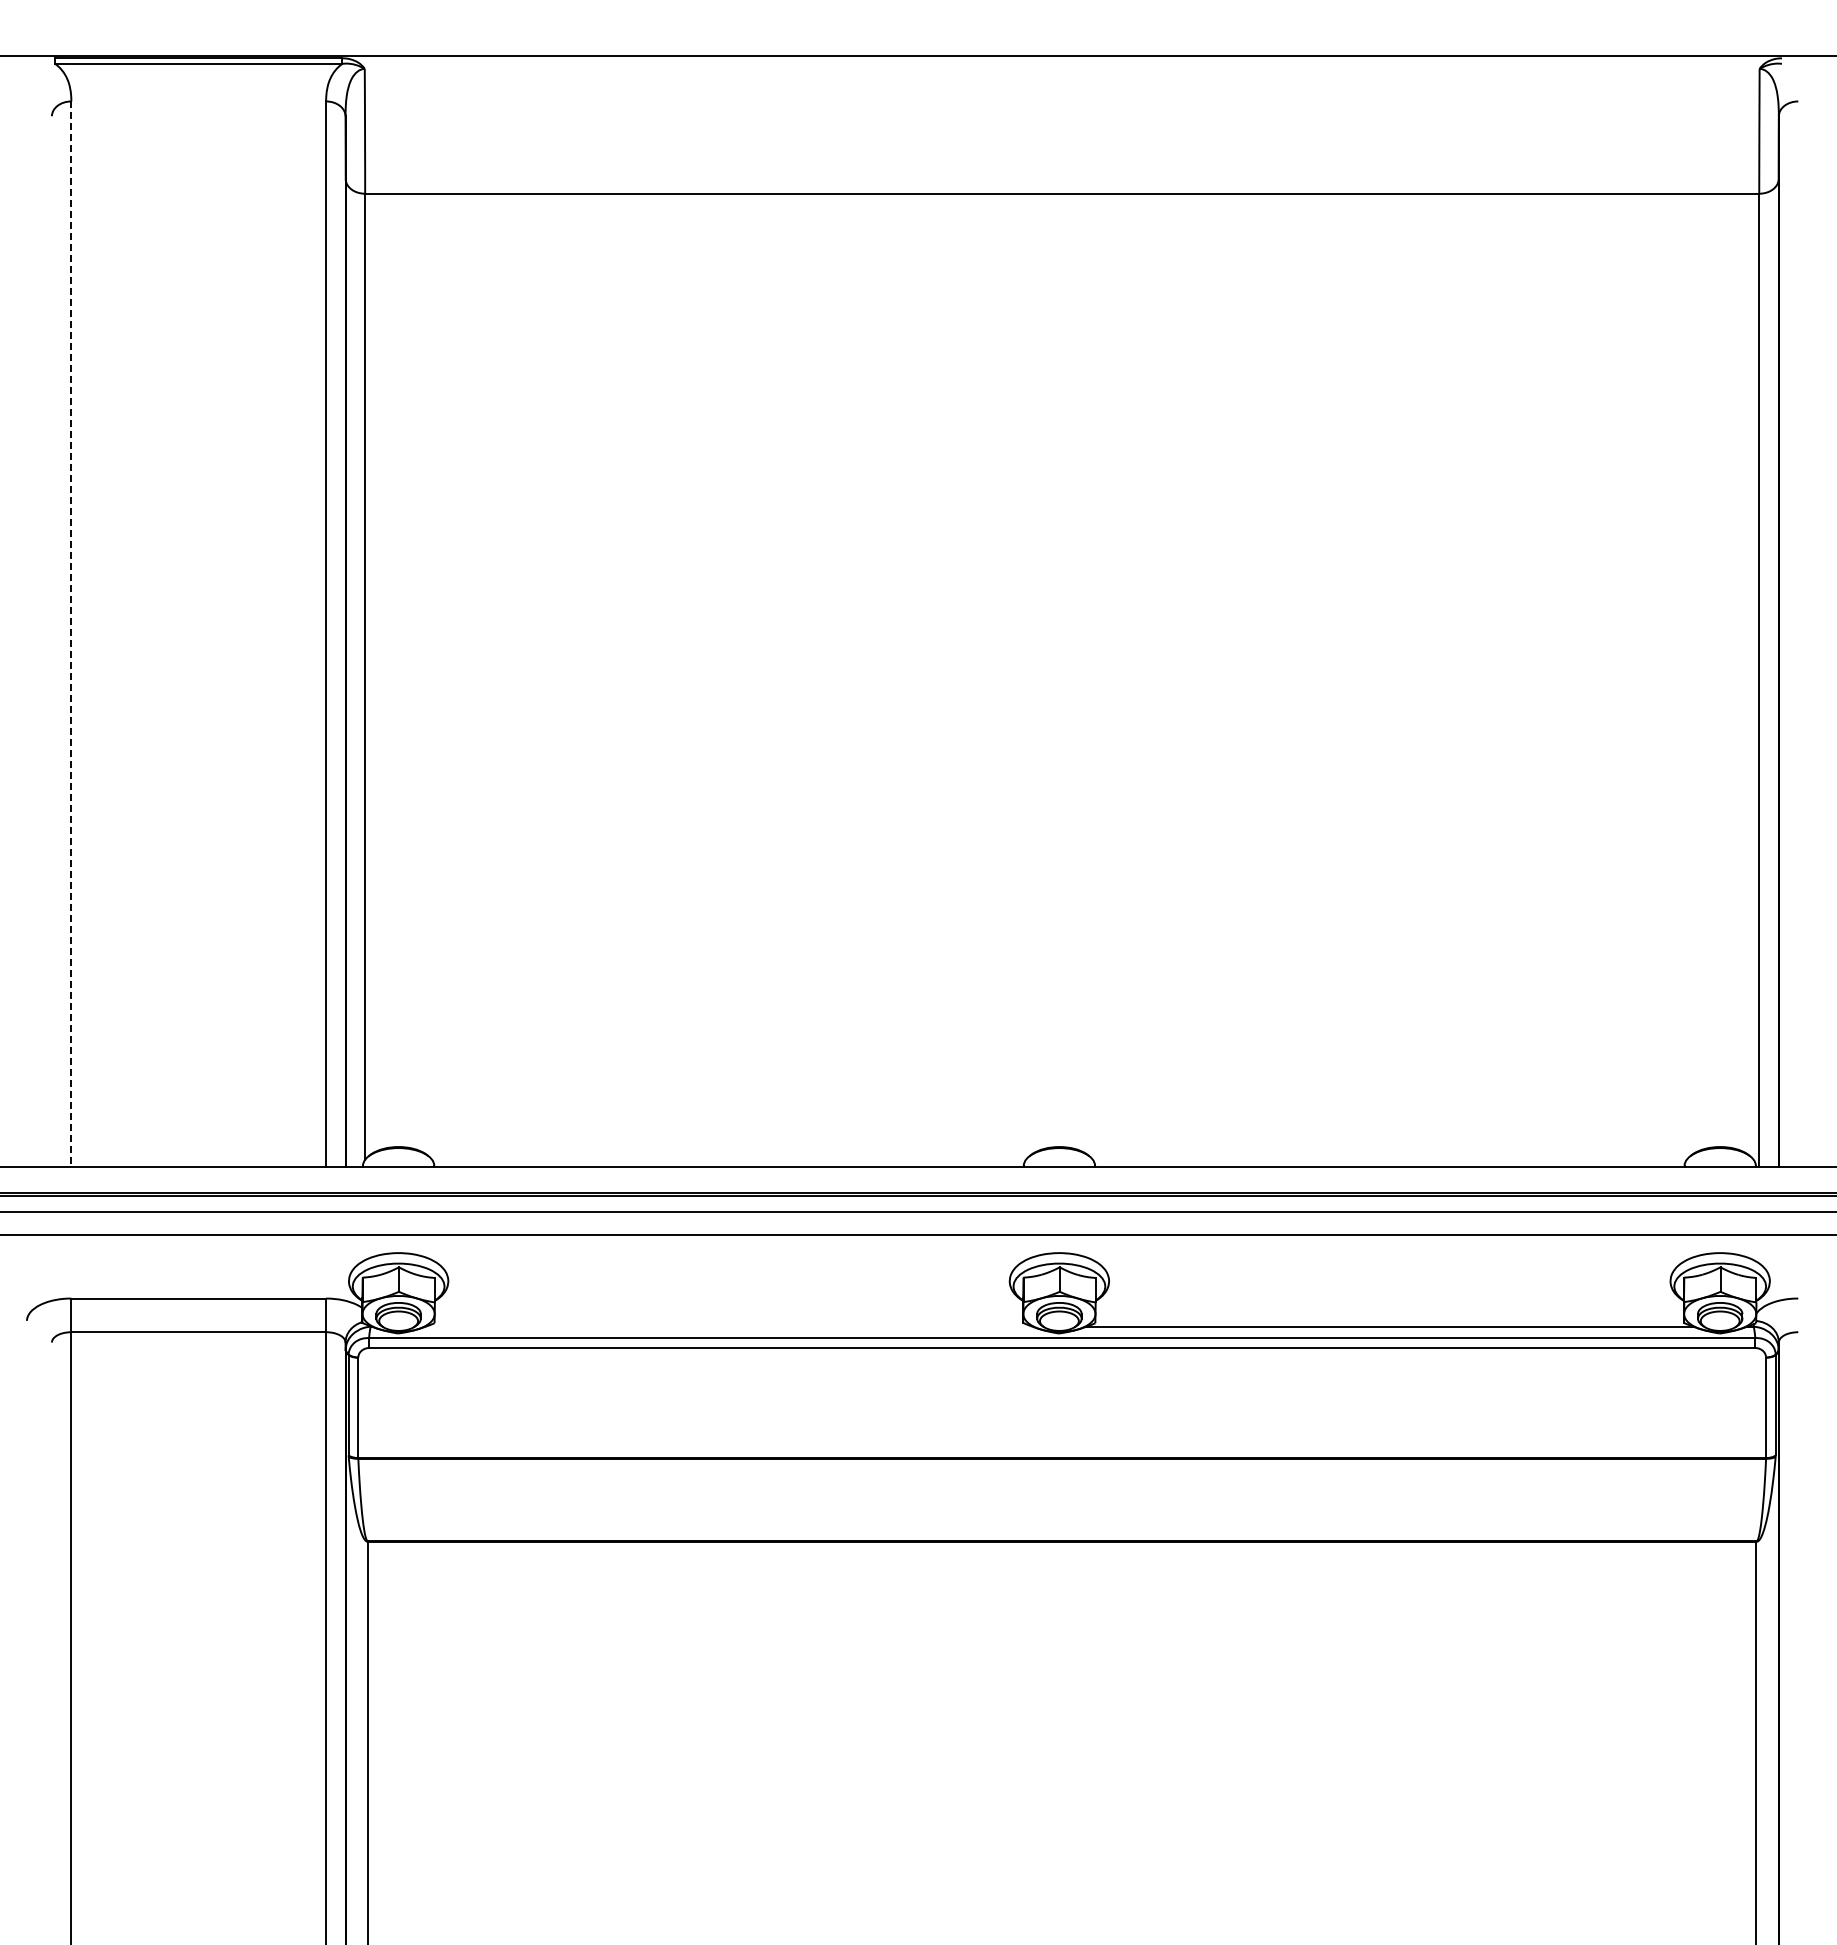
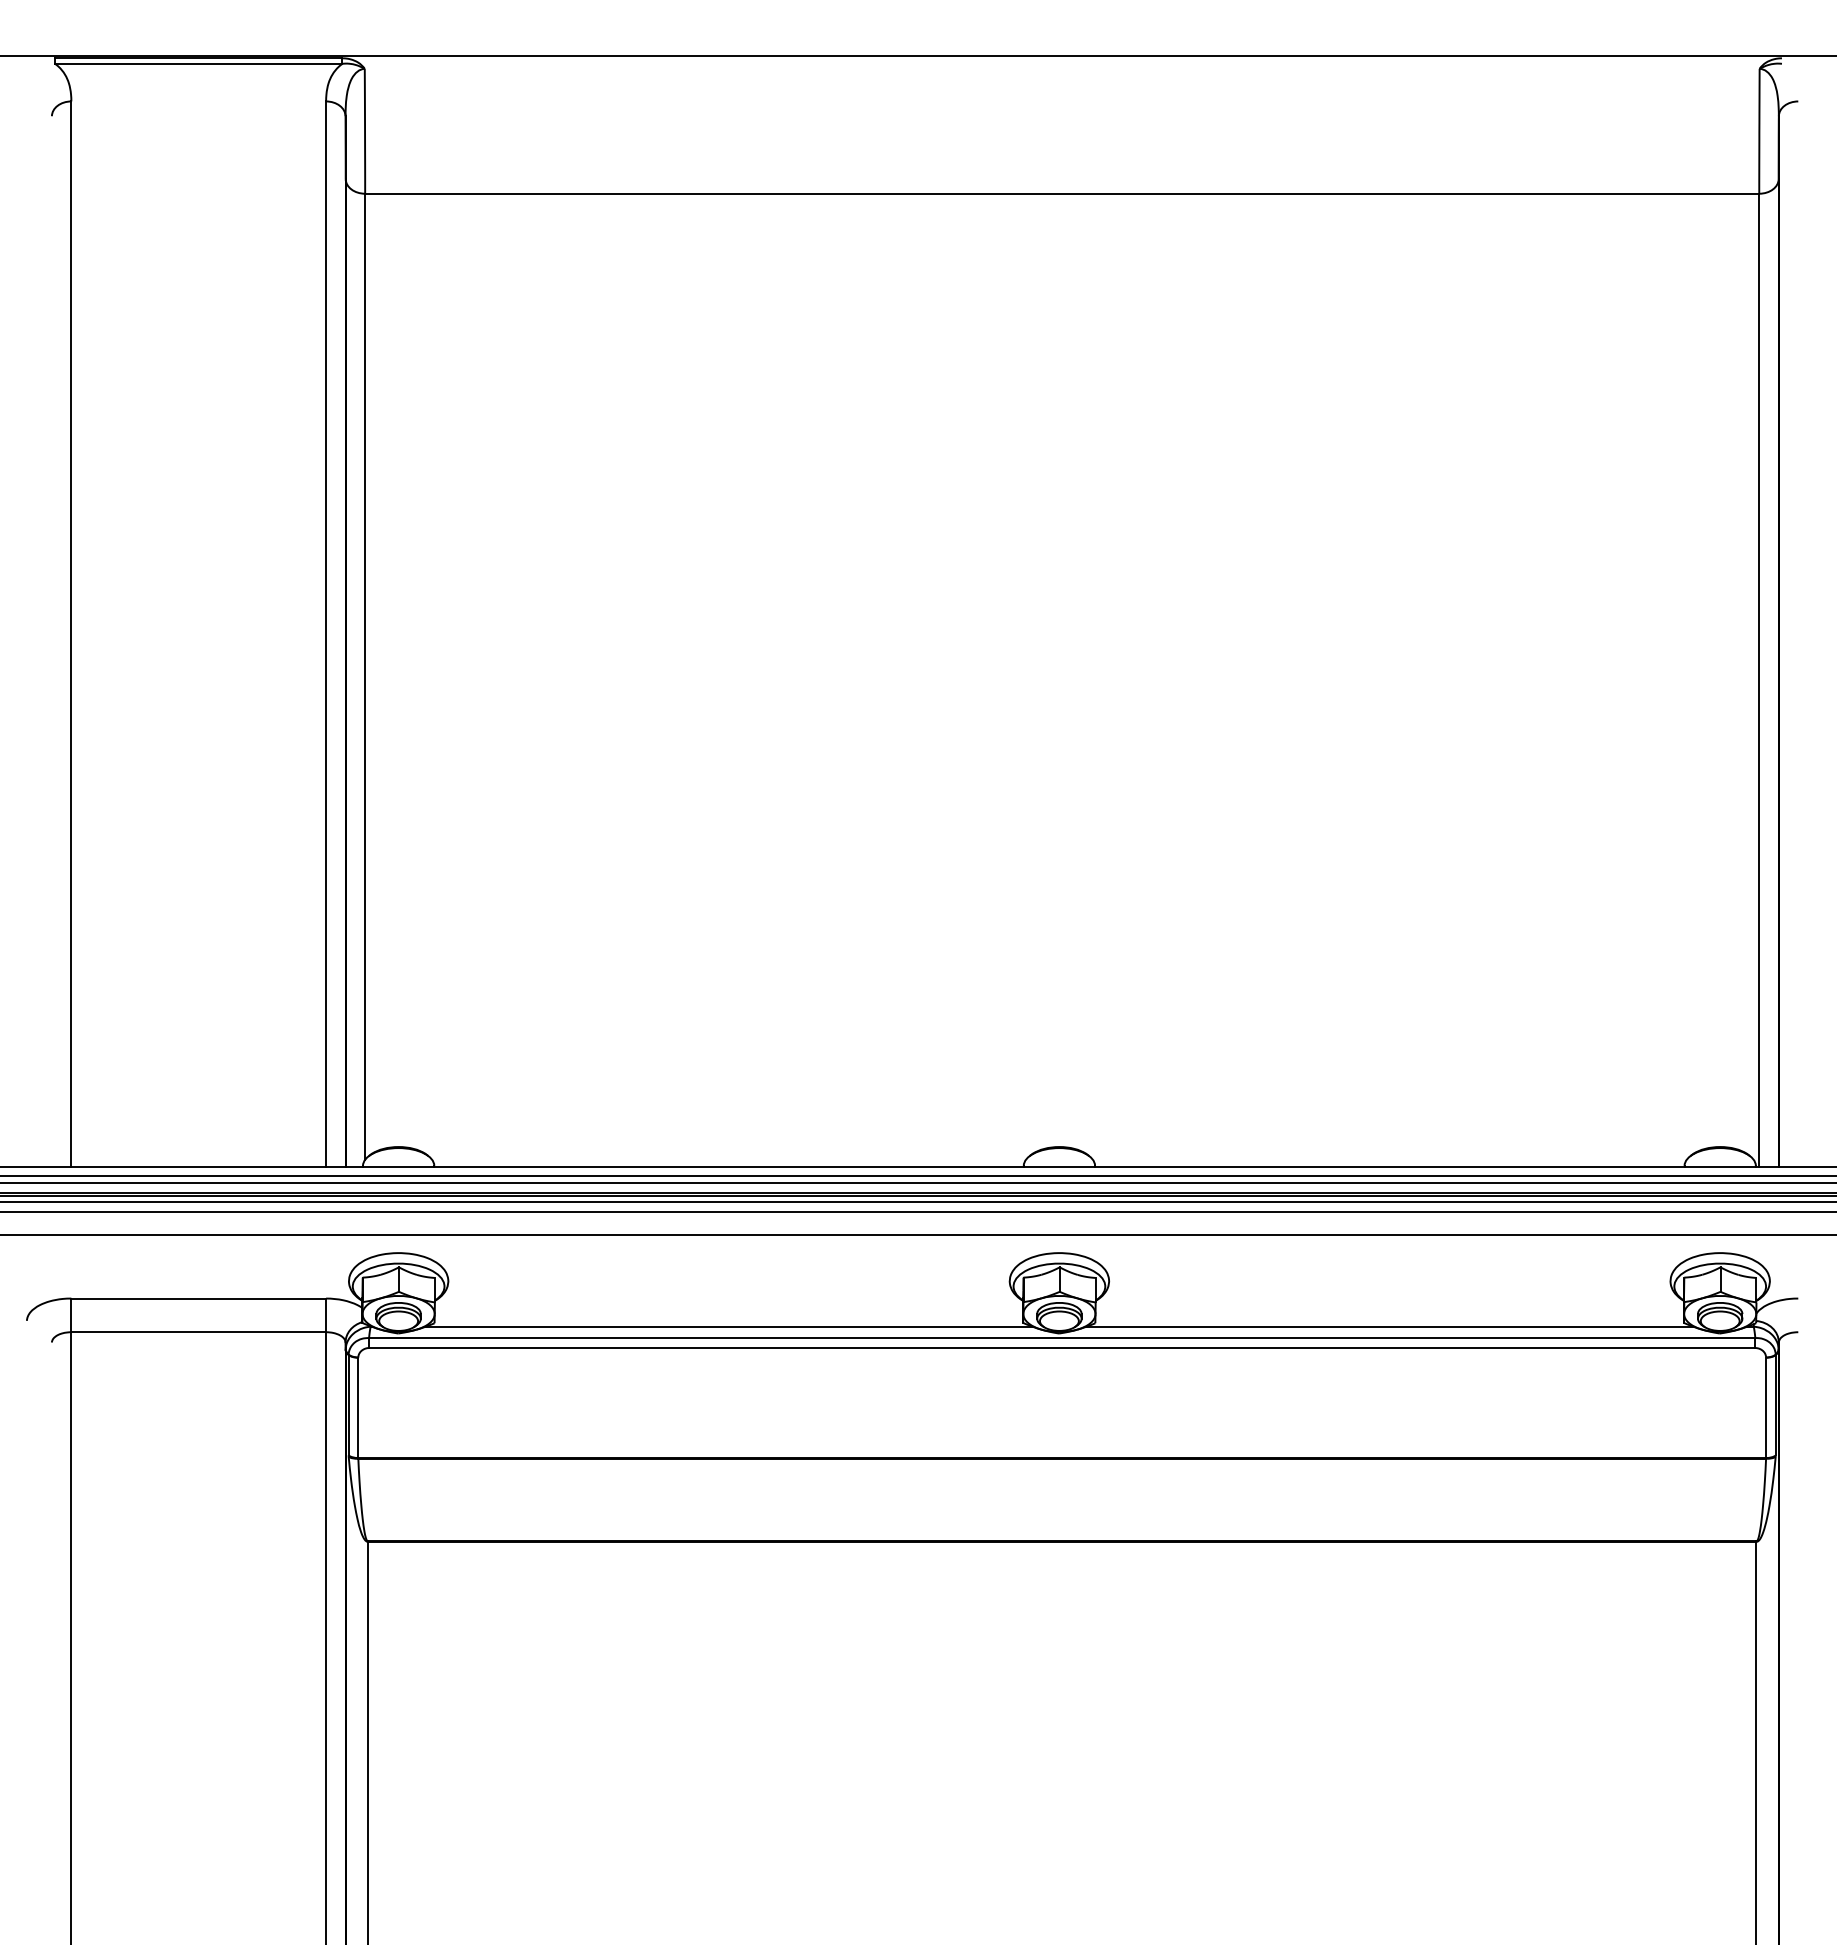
line: dashed -> solid (71, 634)
line: none -> present (917, 1175)
line: none -> present (917, 1182)
line: none -> present (917, 1202)
line: none -> present (728, 1326)
